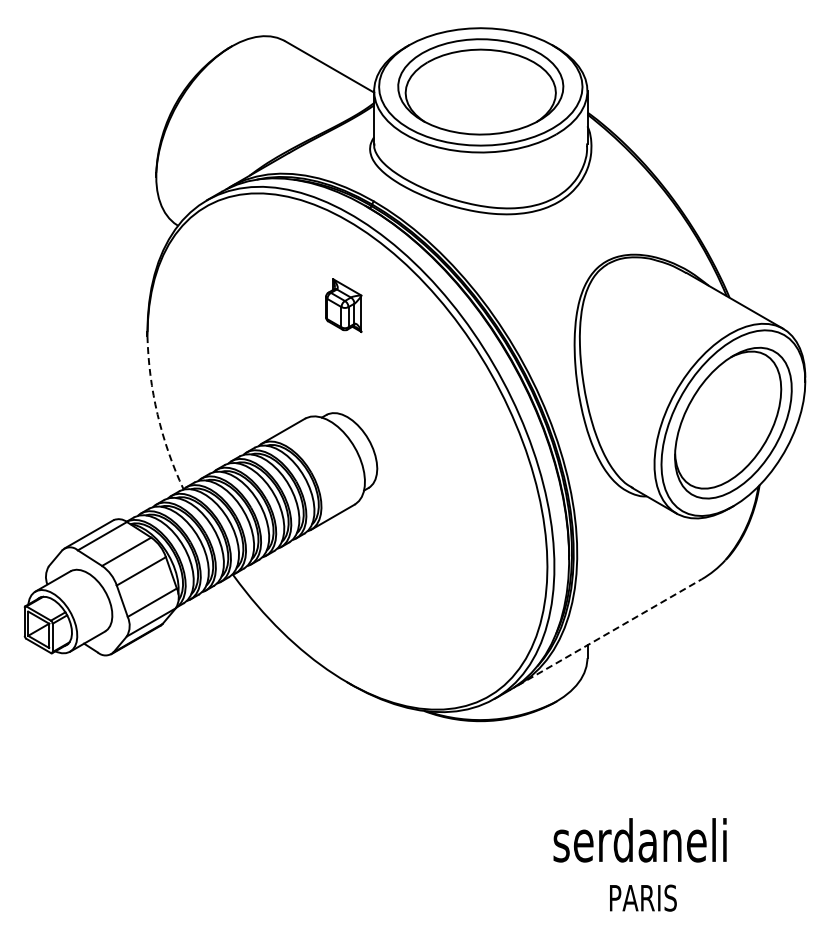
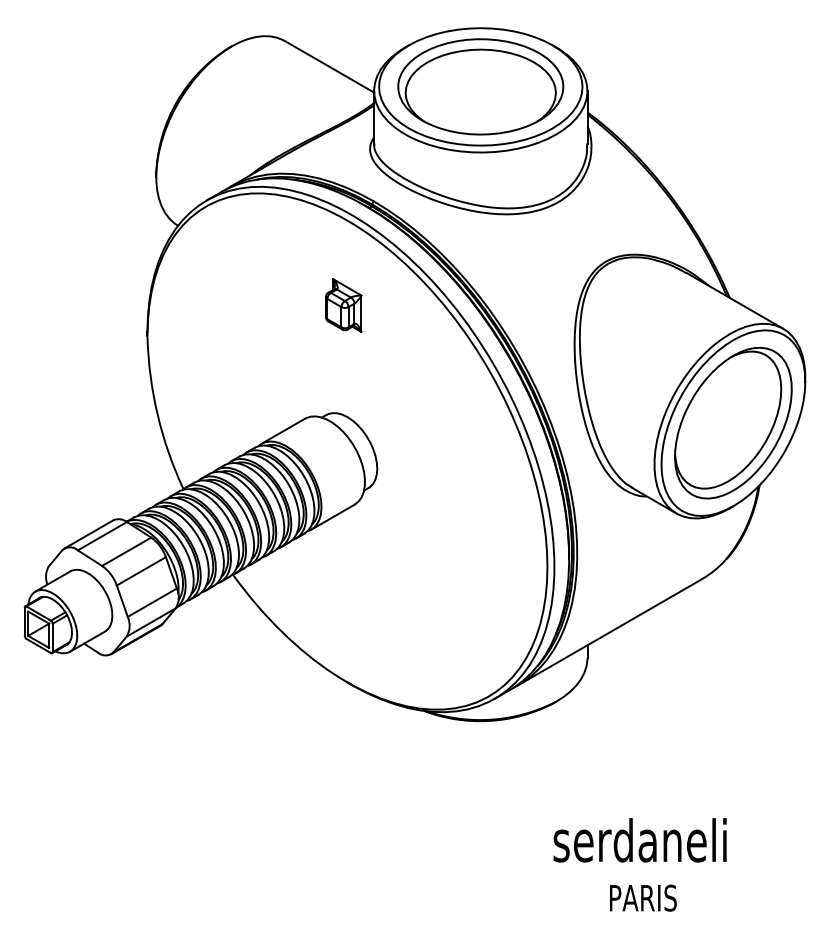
arc: dashed -> solid (157, 414)
line: dashed -> solid (610, 632)
